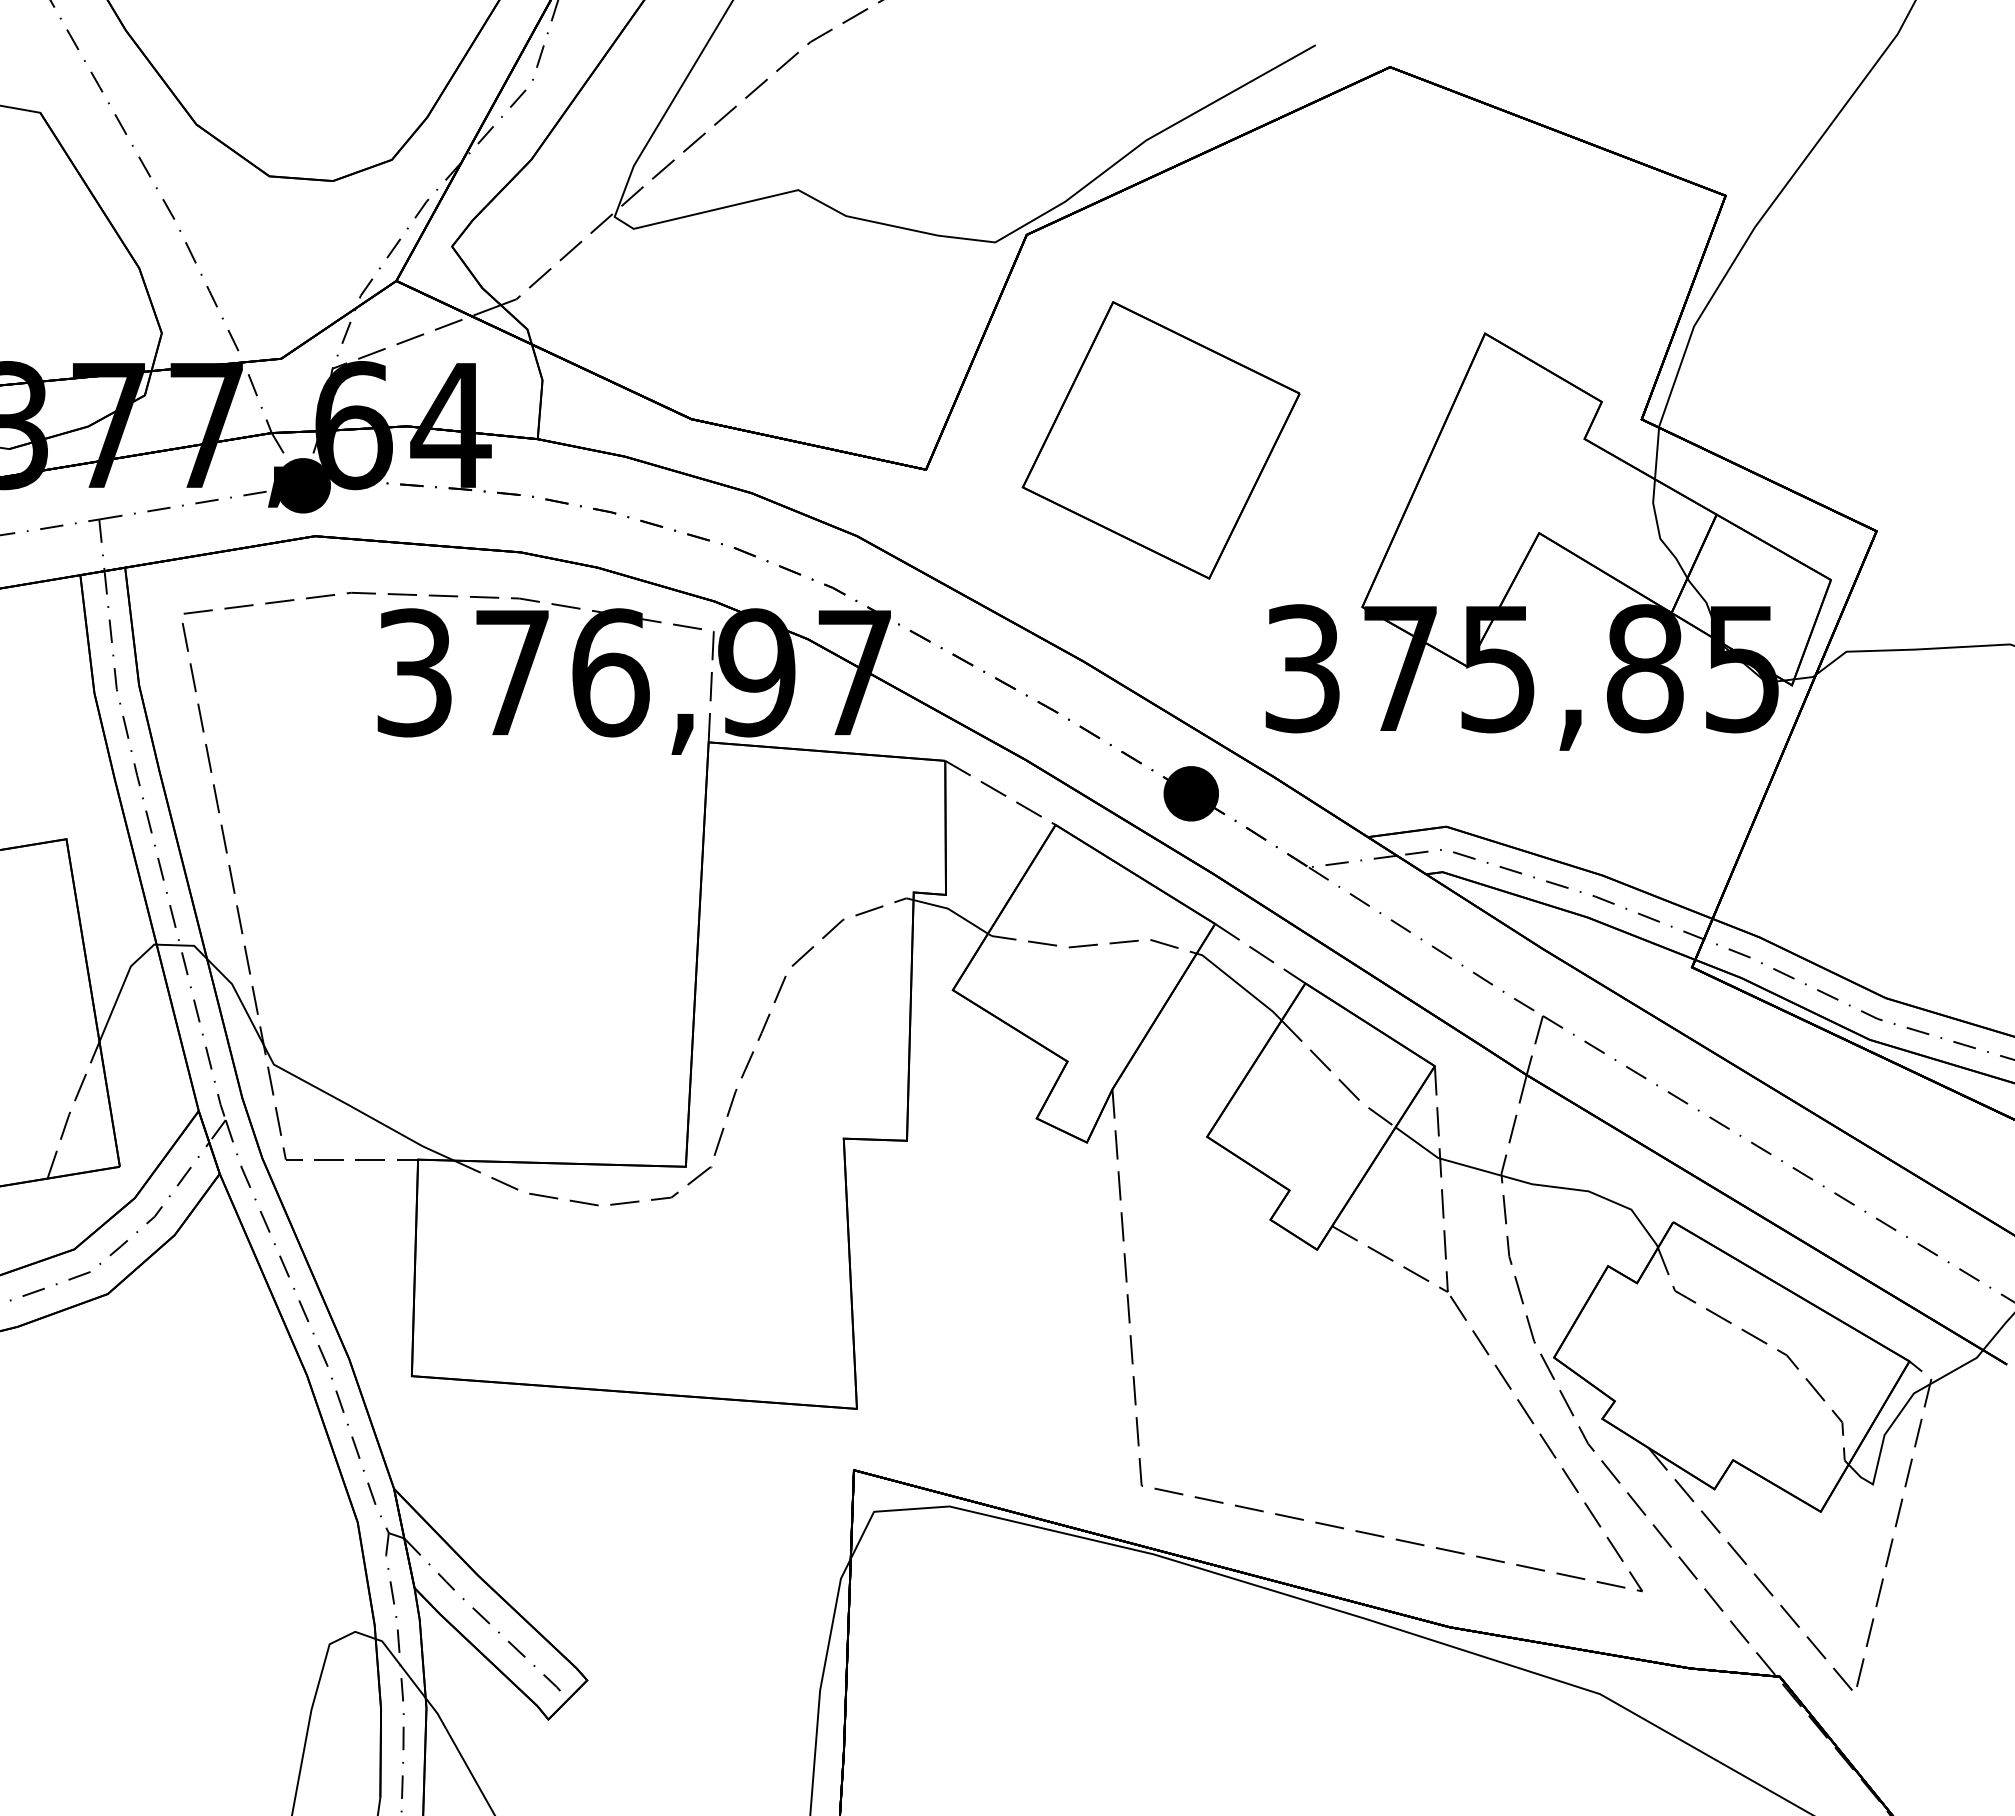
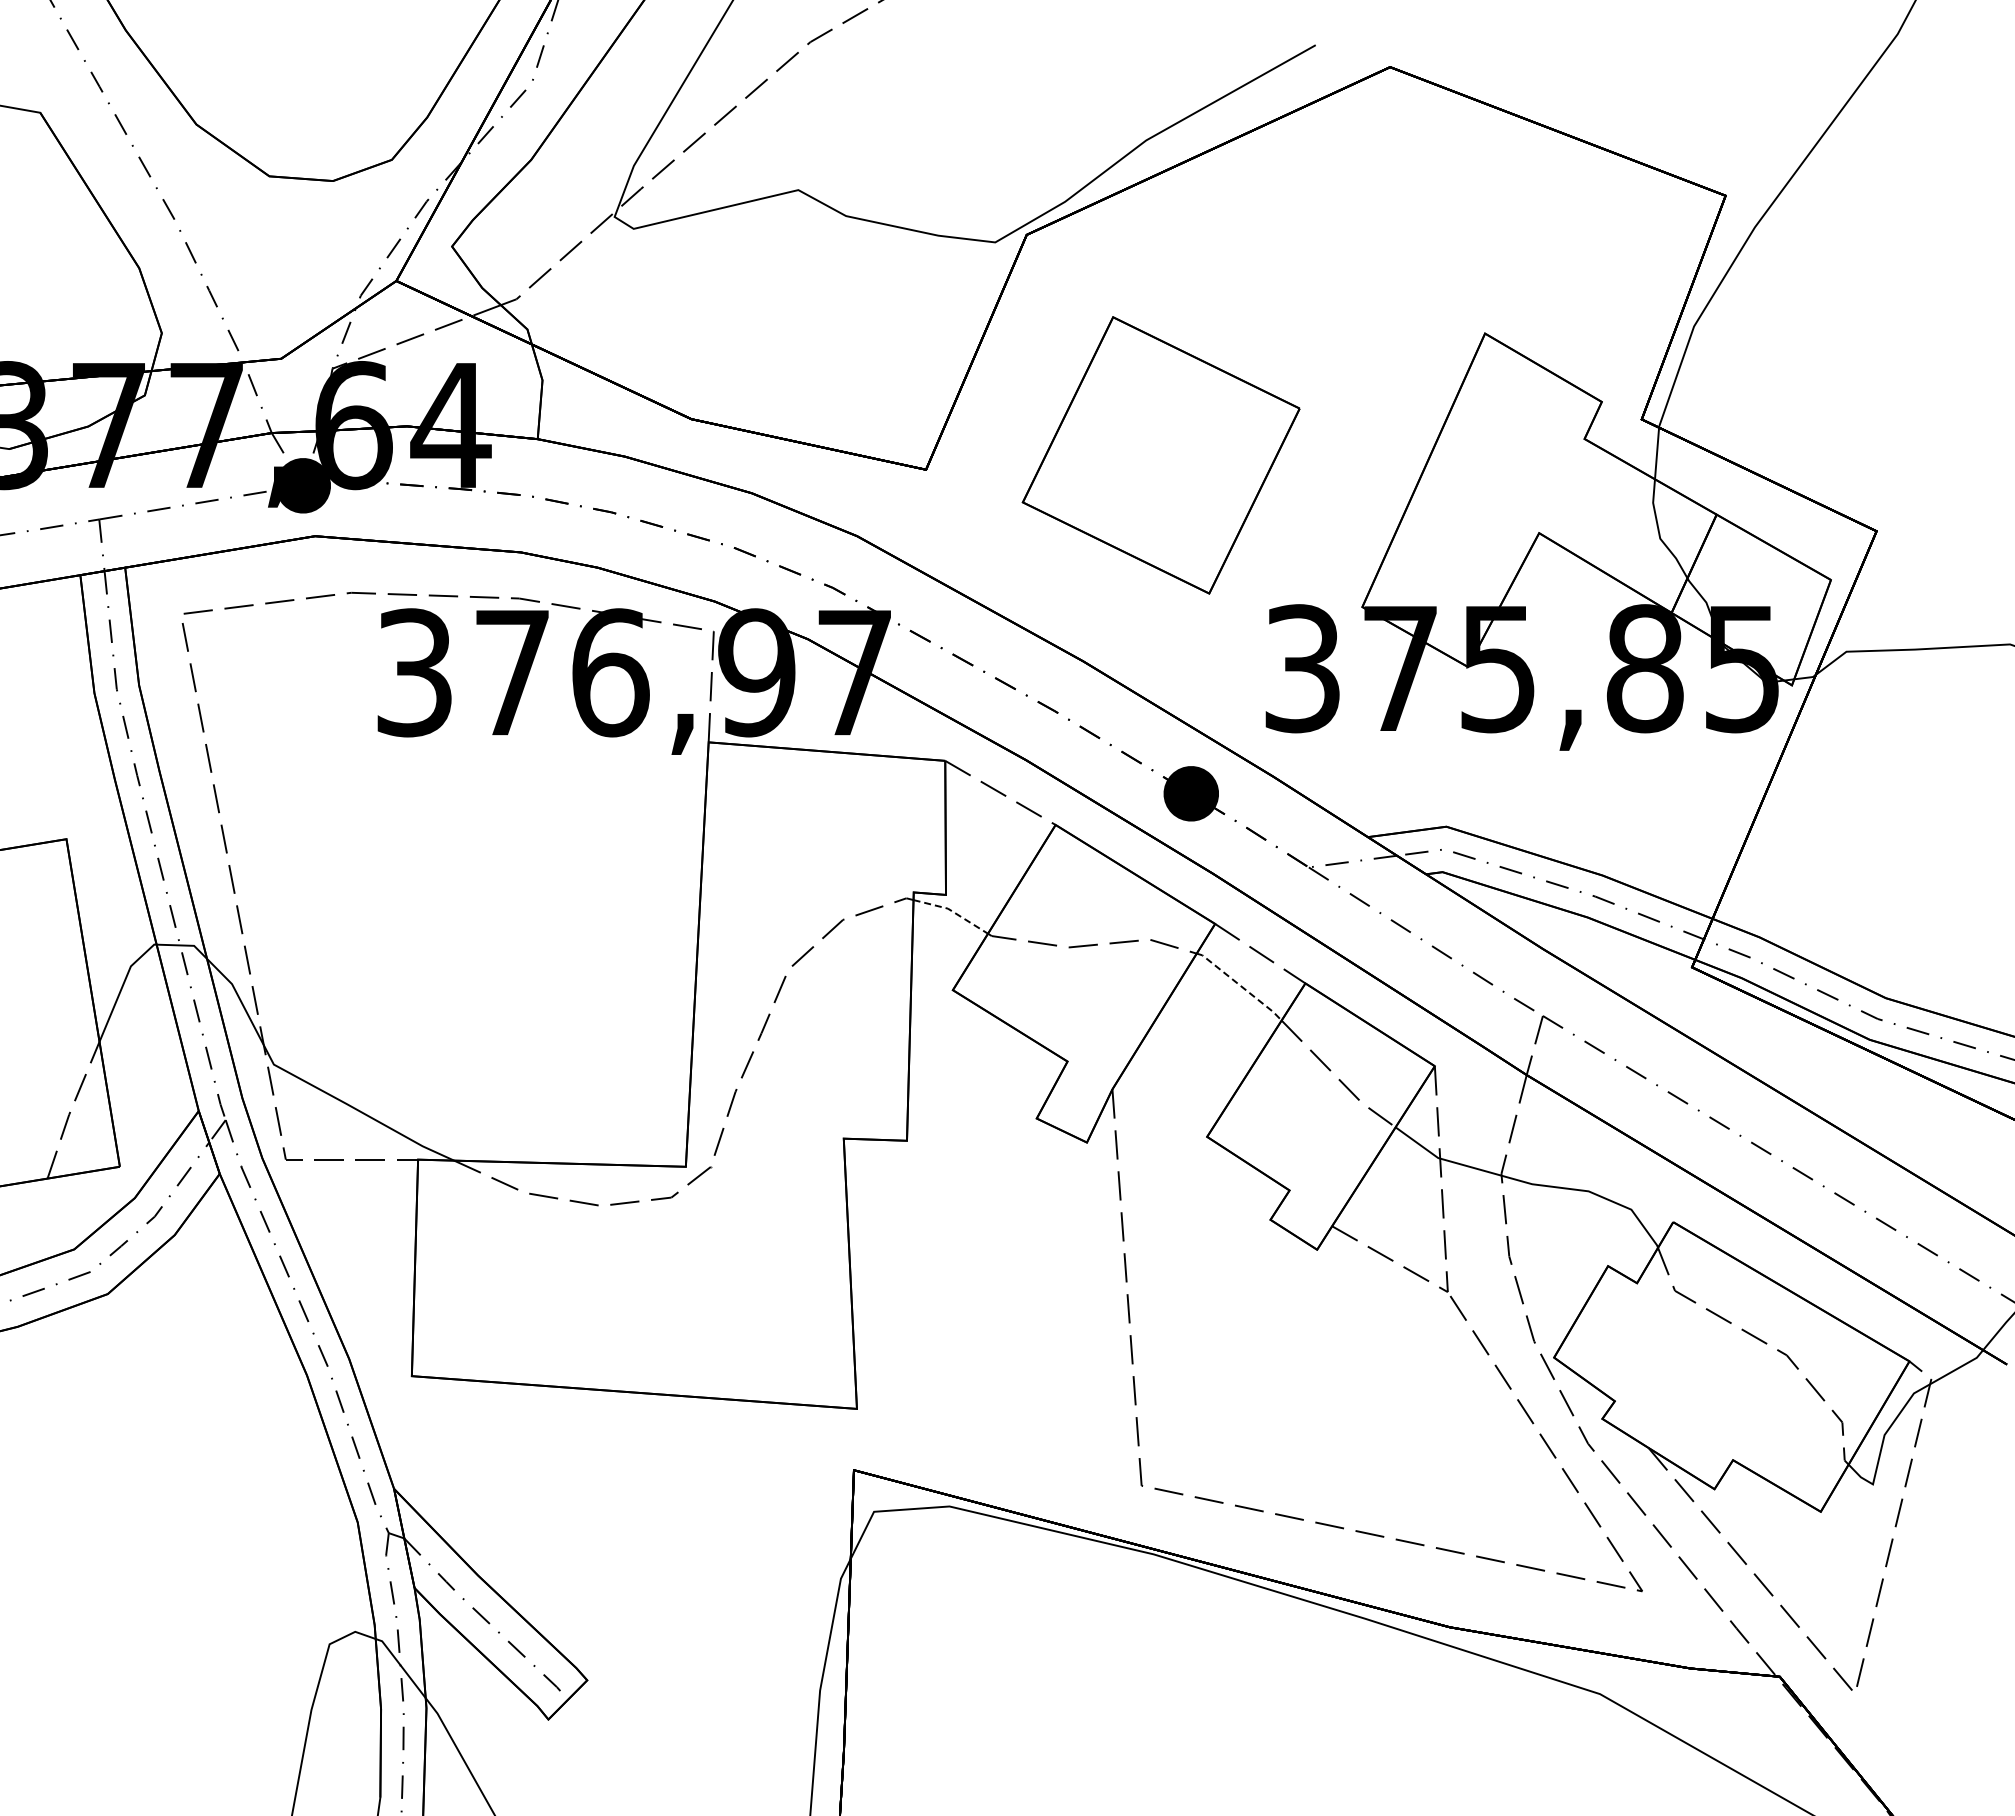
part position: (1160, 440) -> (1160, 455) (1160, 455)
line: solid -> dashed (952, 911)
line: solid -> dashed (1240, 985)
